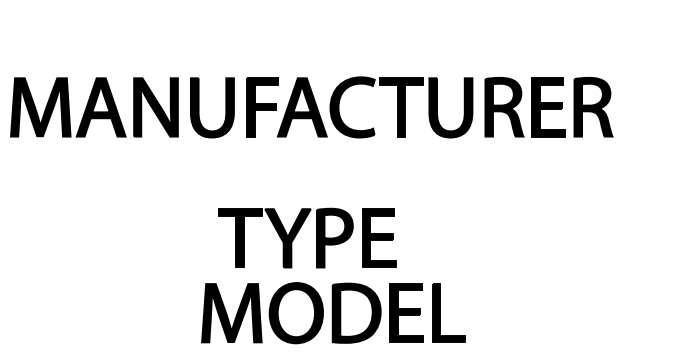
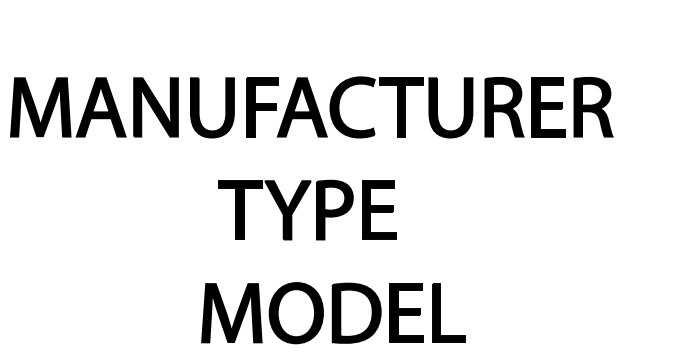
part position: (316, 237) -> (316, 209) (316, 209)
